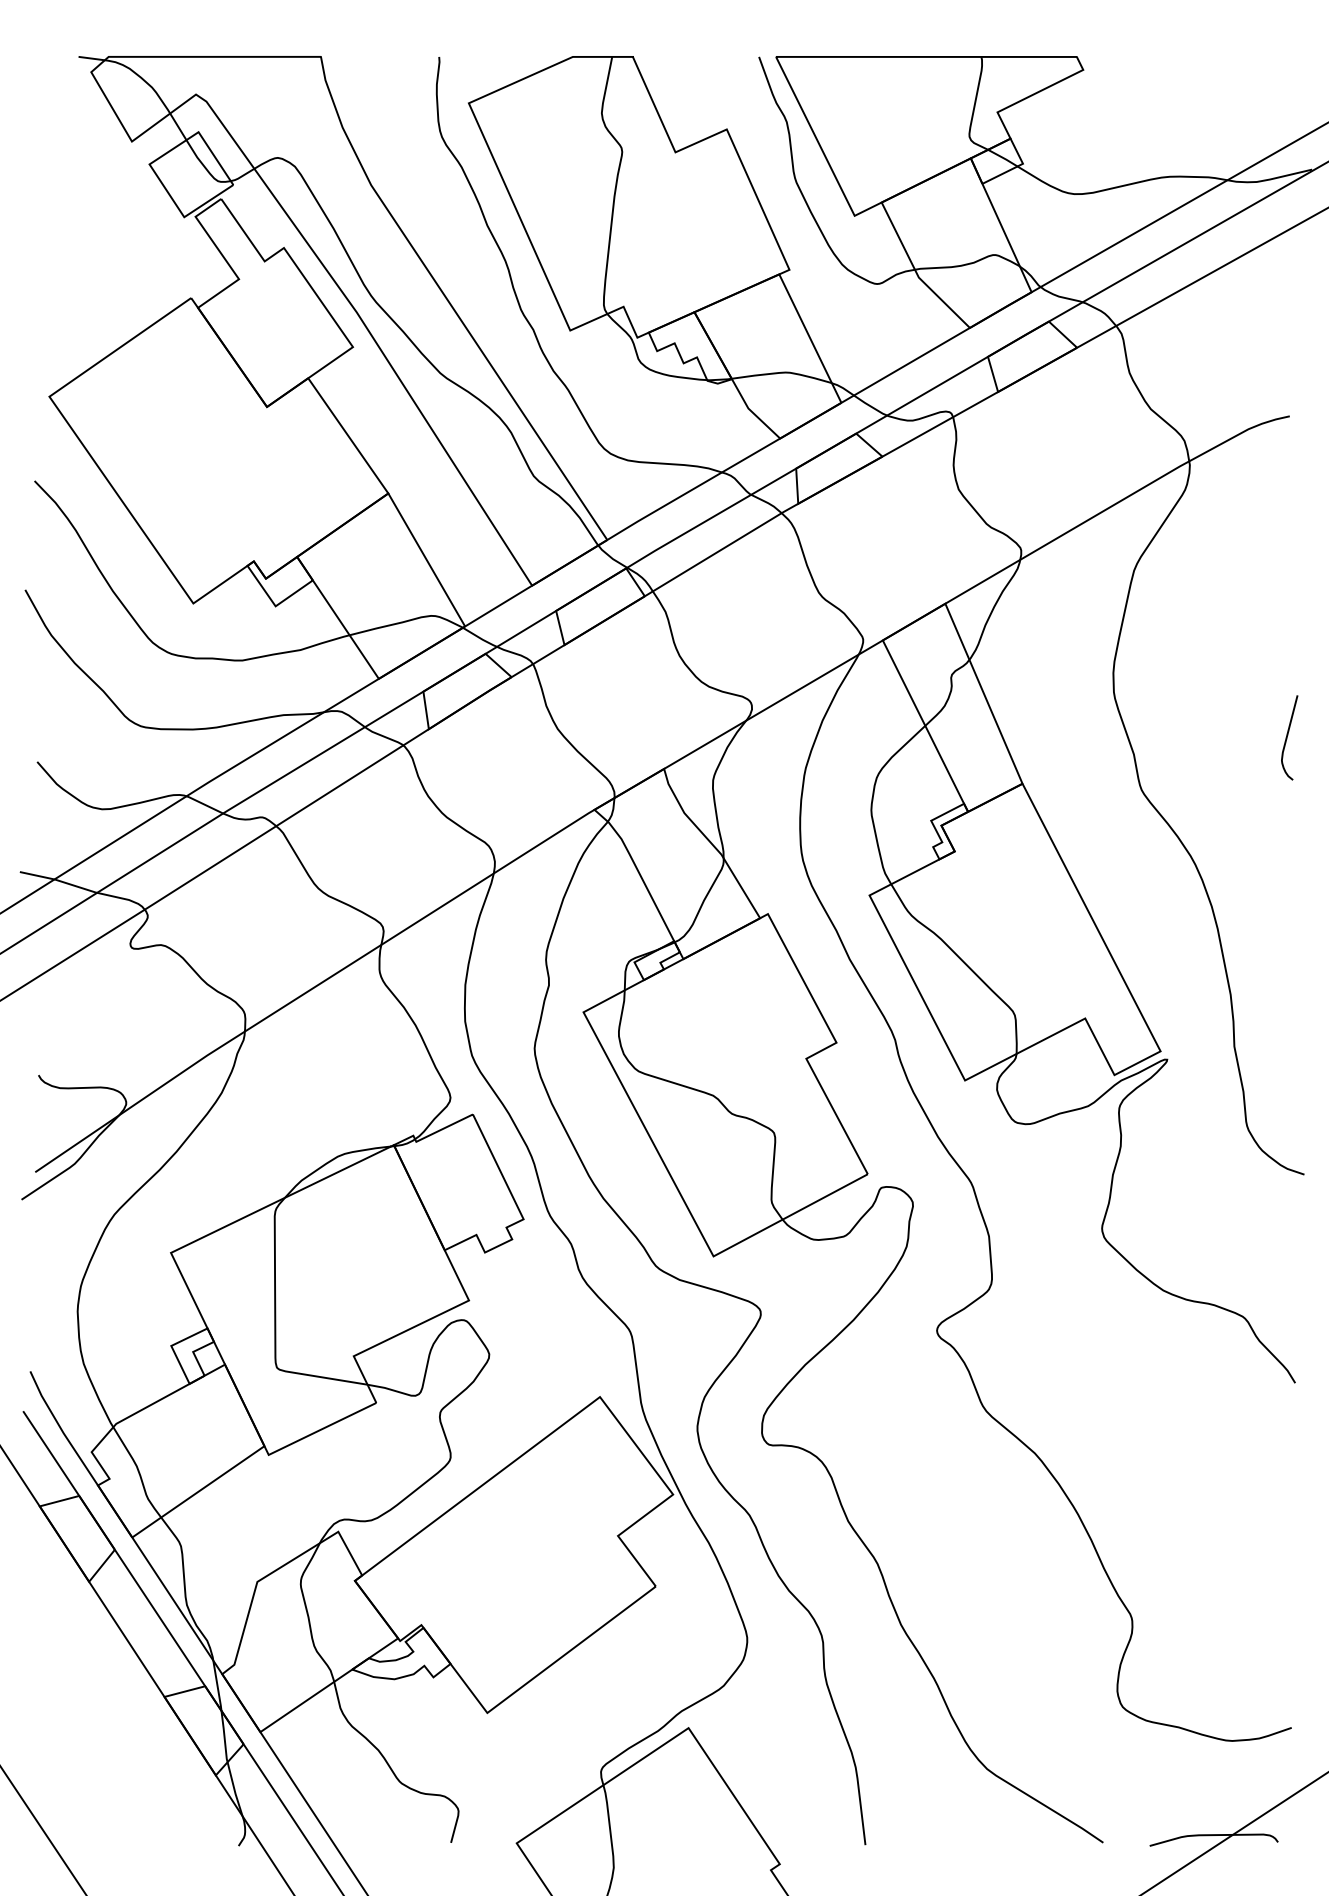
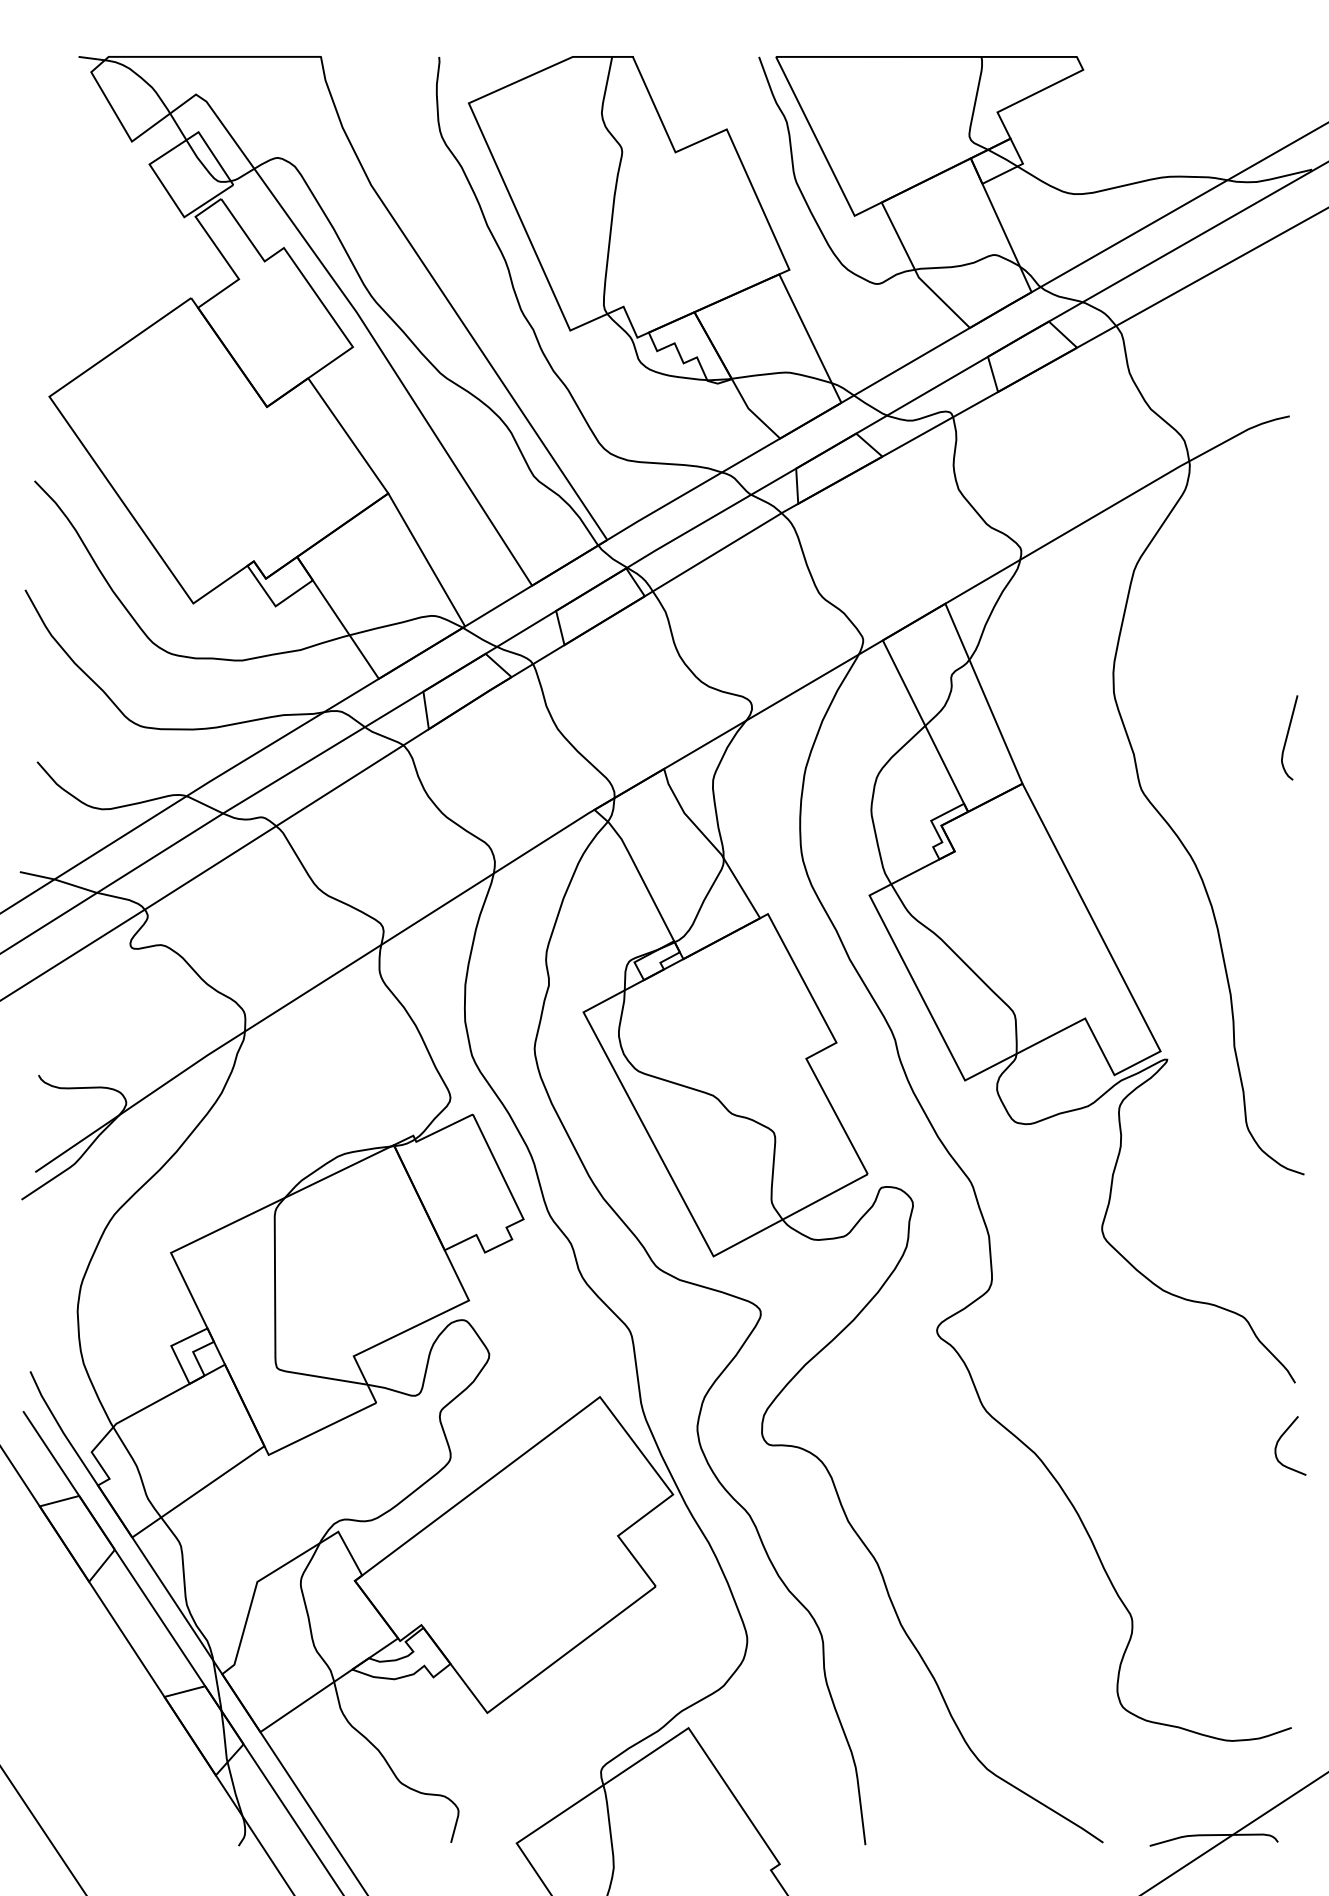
curve: none -> present (1280, 1439)
